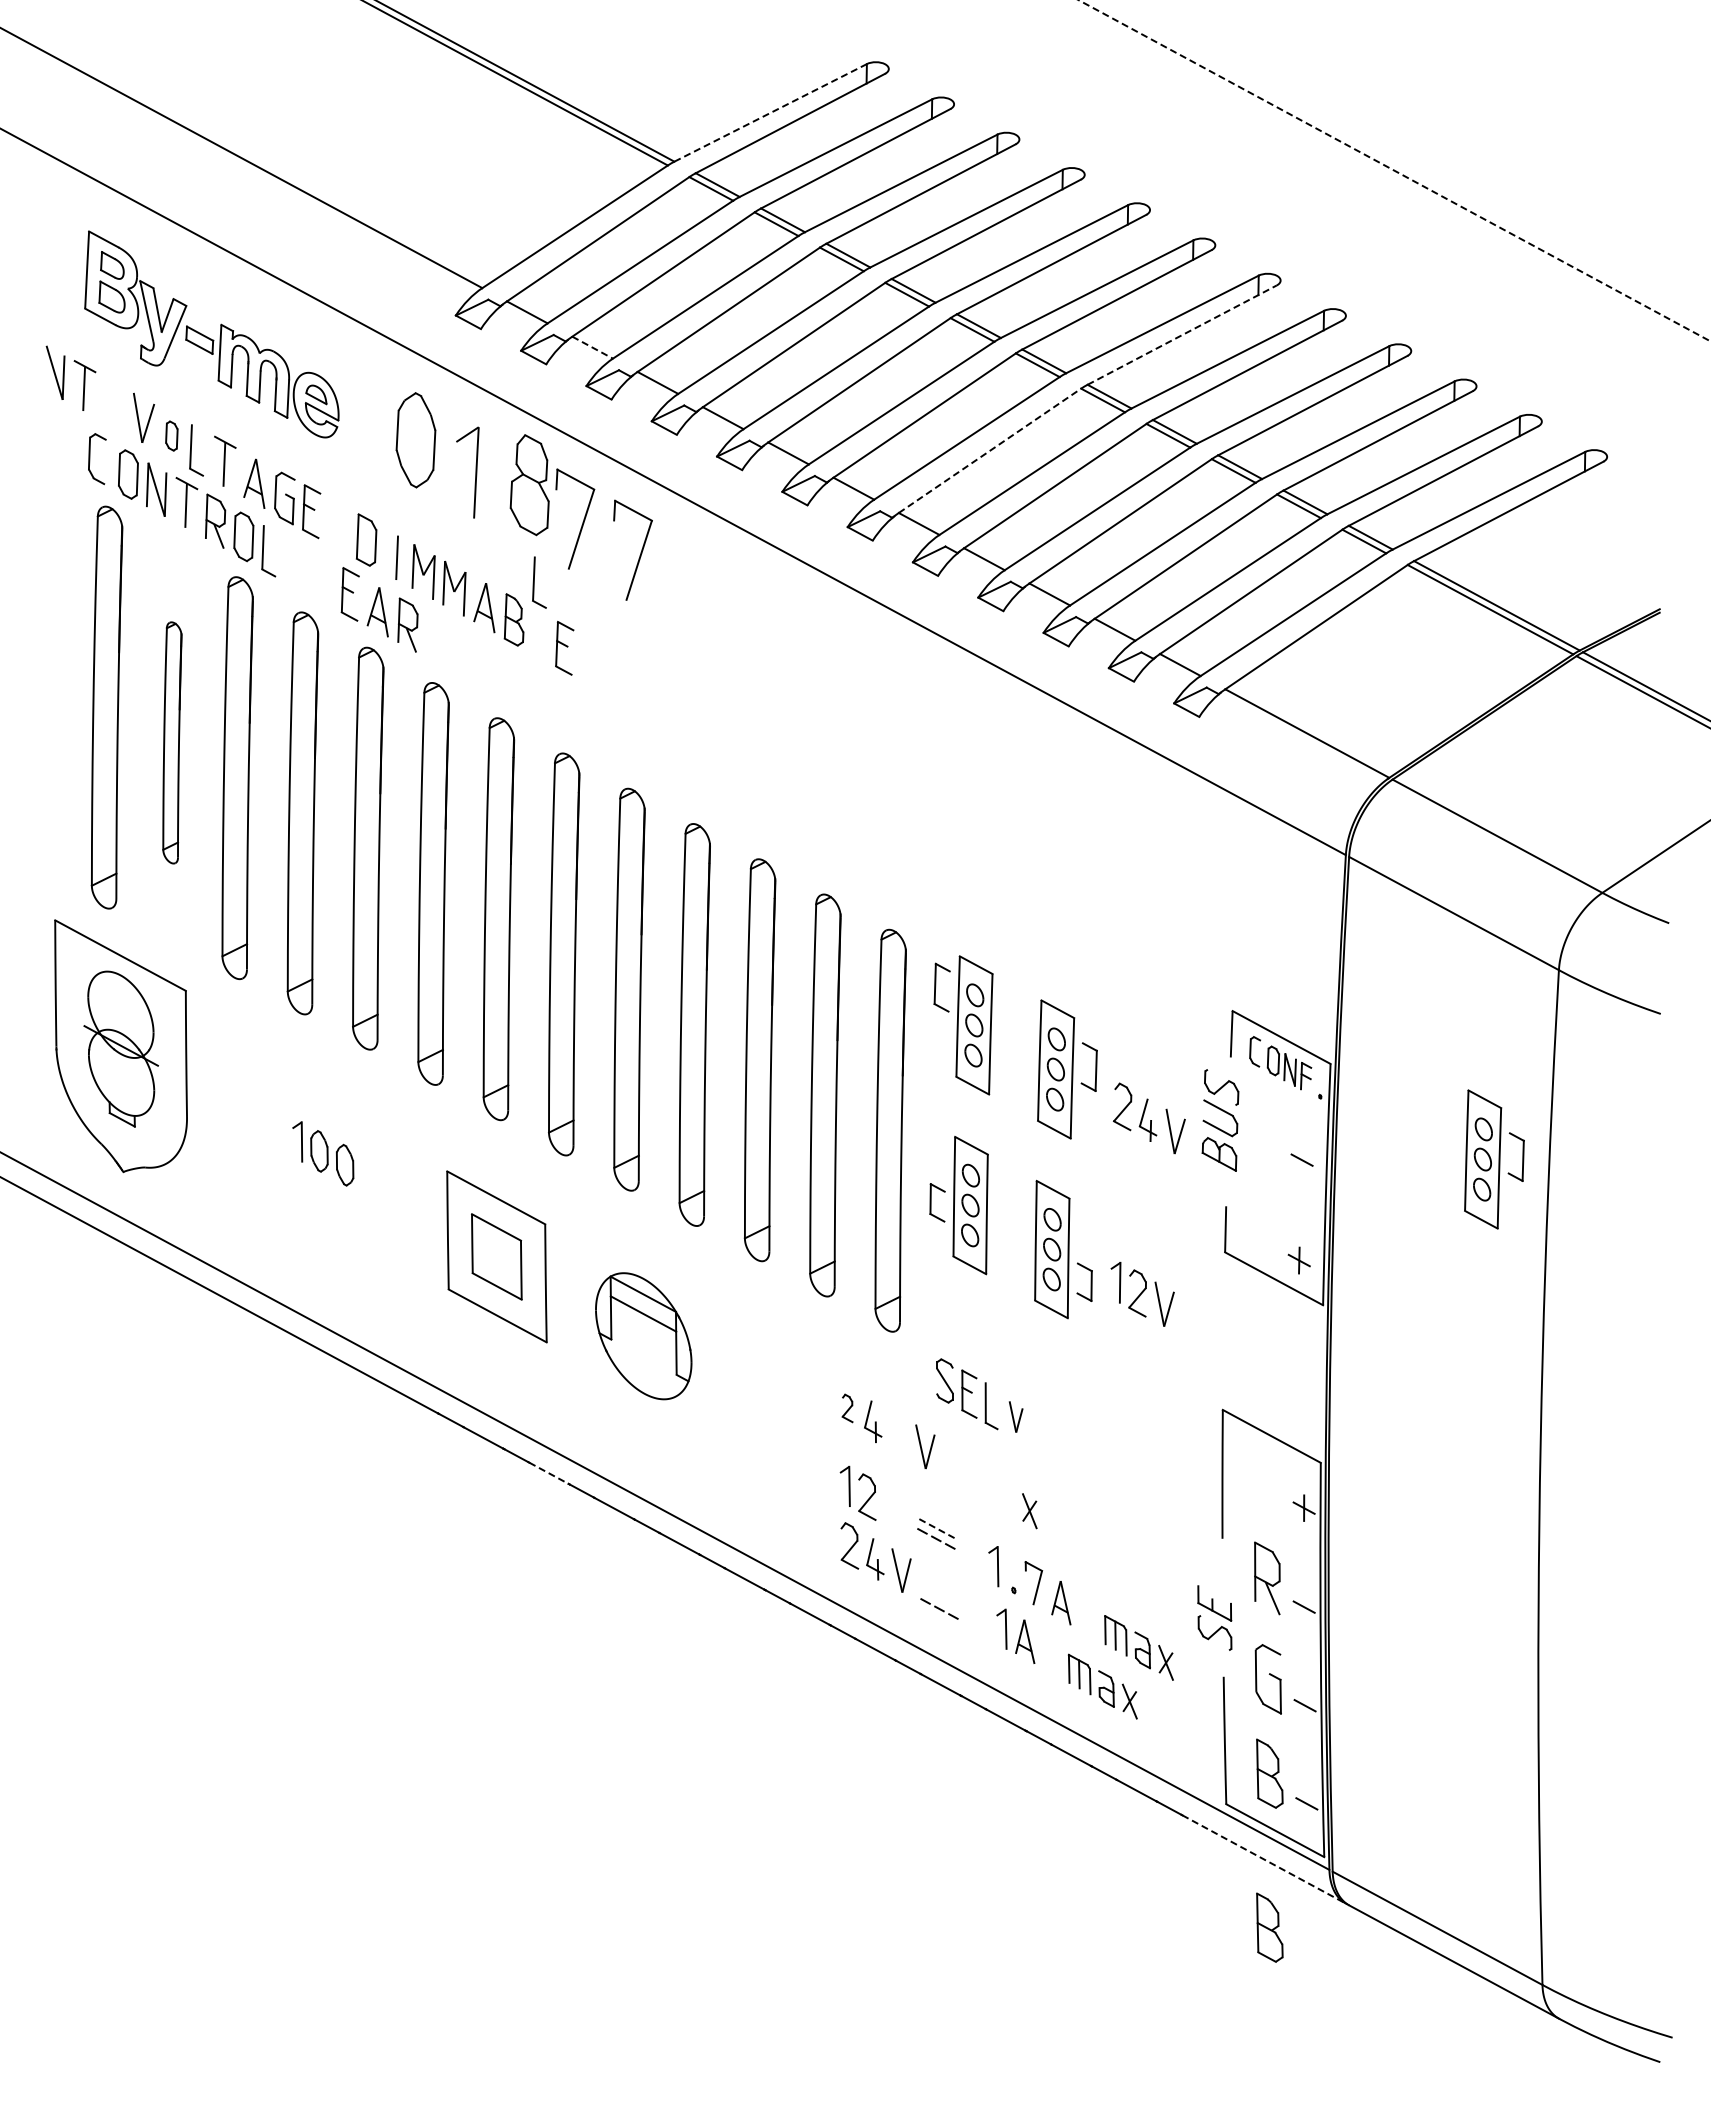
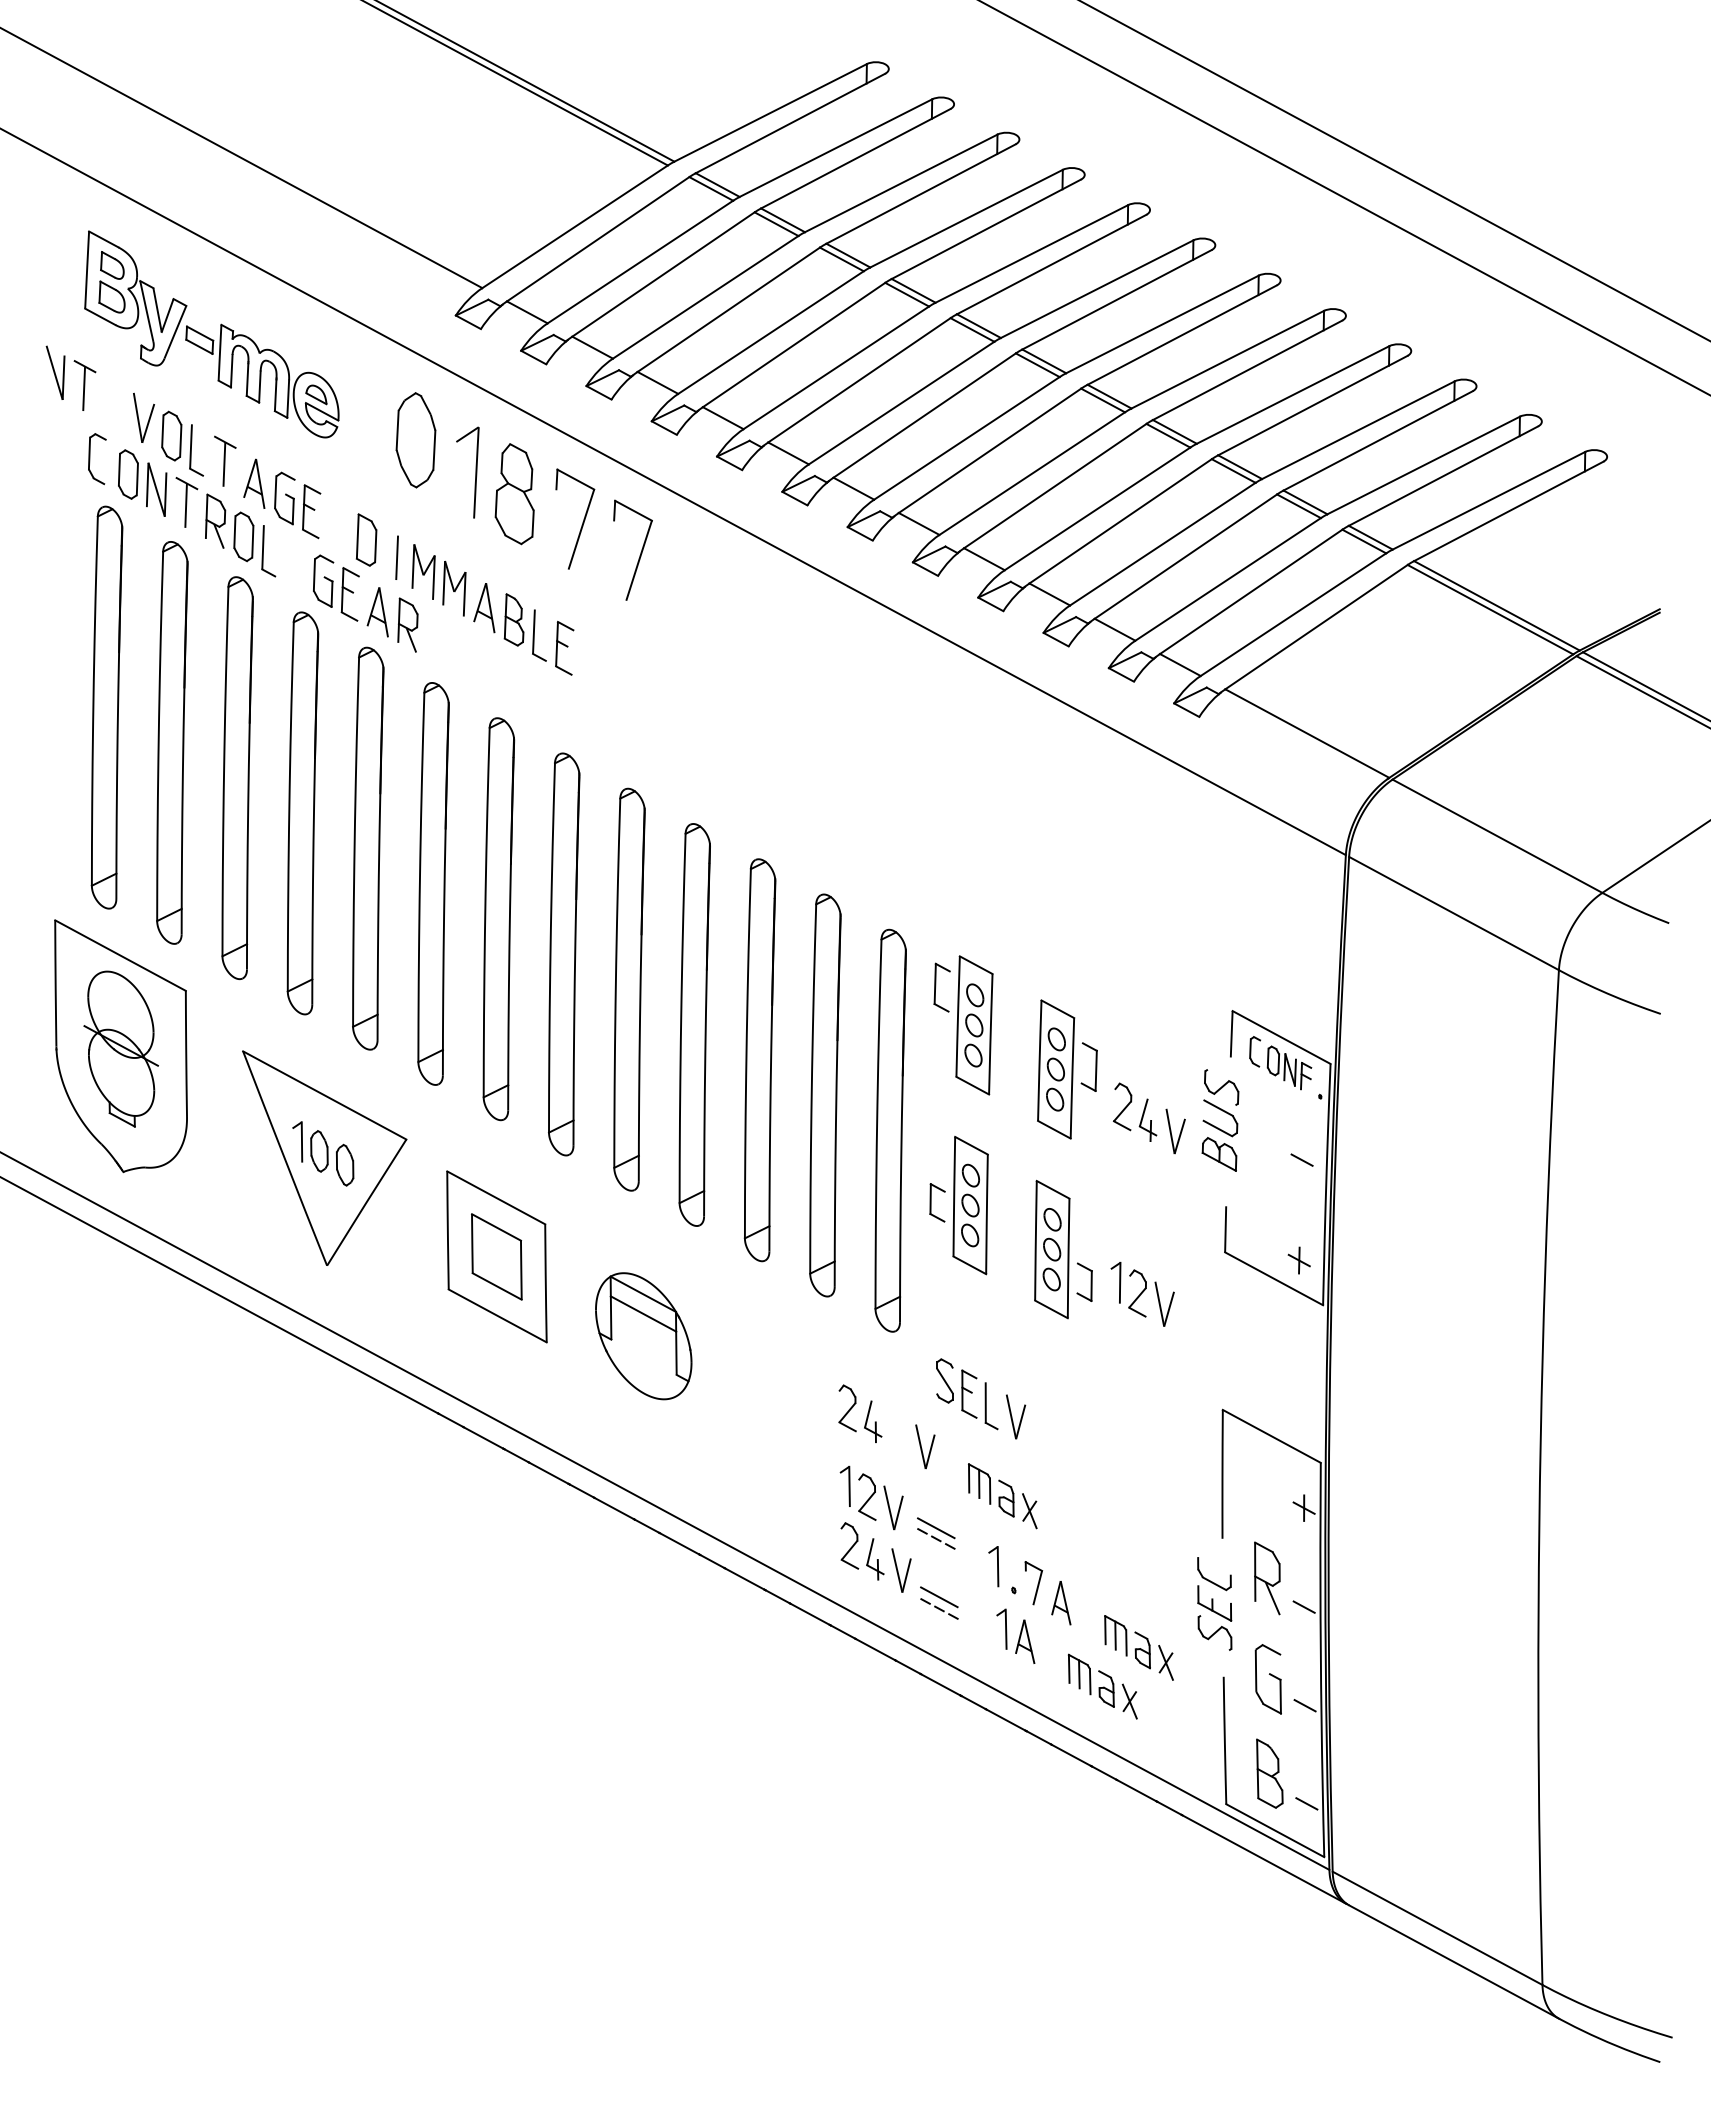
line: dashed -> solid (770, 112)
line: dashed -> solid (1394, 170)
line: none -> present (1344, 198)
line: dashed -> solid (1182, 335)
line: dashed -> solid (593, 347)
part size: 14x32 px -> 22x52 px (171, 435)
line: dashed -> solid (990, 450)
part position: (529, 485) -> (514, 494) (514, 494)
part: none -> present (323, 580)
part position: (539, 582) -> (539, 635) (539, 635)
part size: 21x244 px -> 33x404 px (172, 742)
part: none -> present (324, 1157)
part: present -> none (1494, 1159)
part size: 13x31 px -> 19x49 px (847, 1408)
part size: 16x32 px -> 21x46 px (1016, 1416)
line: dashed -> solid (549, 1473)
part: none -> present (991, 1490)
part: none -> present (893, 1507)
line: dashed -> solid (936, 1528)
part: none -> present (1210, 1580)
line: none -> present (939, 1597)
line: dashed -> solid (1264, 1859)
part: present -> none (1269, 1927)
